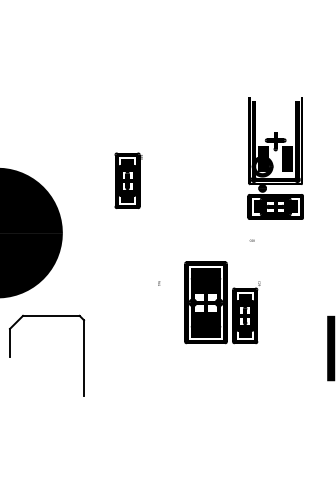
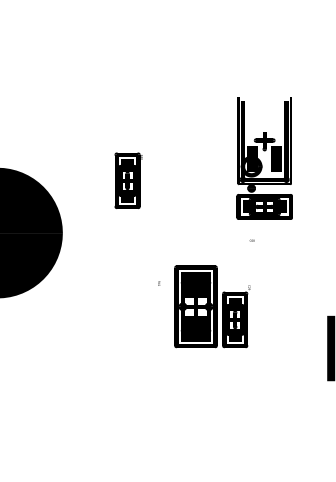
part position: (275, 158) -> (264, 158) (264, 158)
text position: (222, 302) -> (212, 306) (212, 306)
part: present -> none (83, 355)
